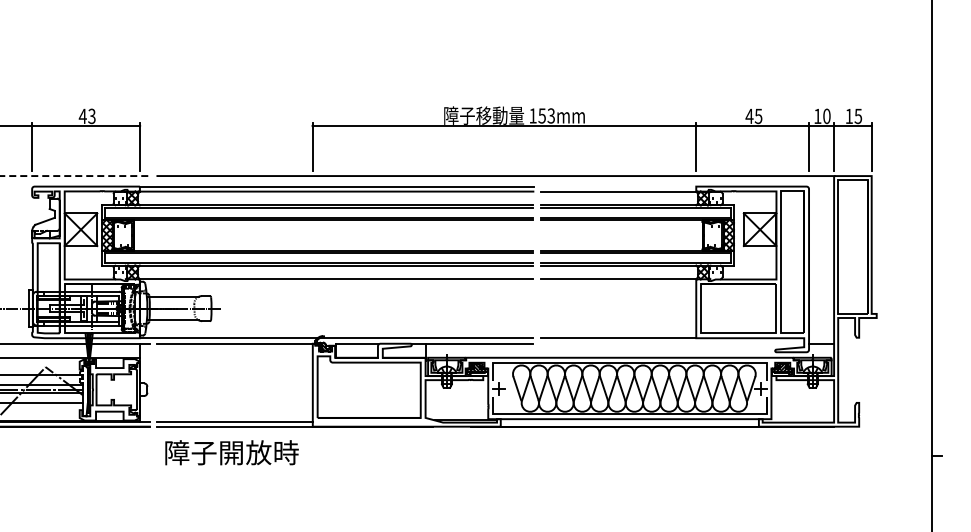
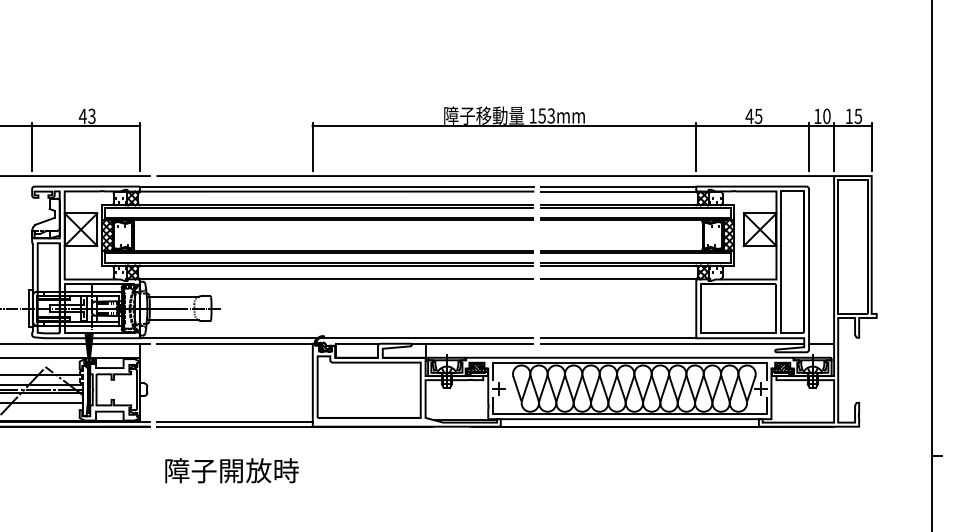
line: dashed -> solid (74, 176)
line: none -> present (618, 186)
line: none -> present (672, 343)
text position: (231, 452) -> (231, 470) (231, 470)
